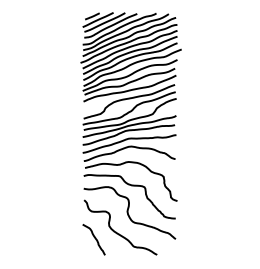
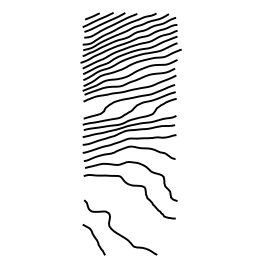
curve: present -> none (128, 212)
